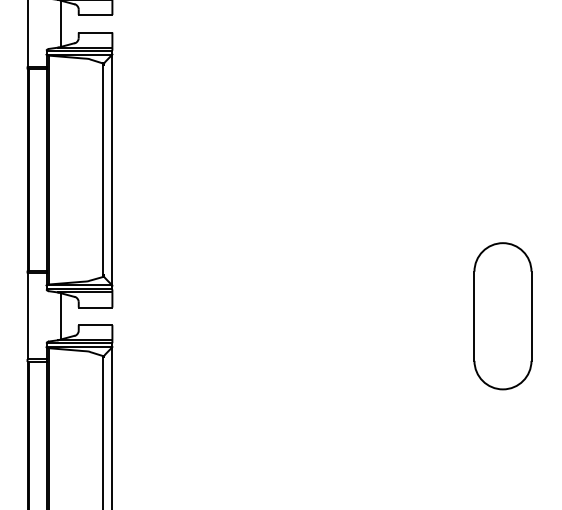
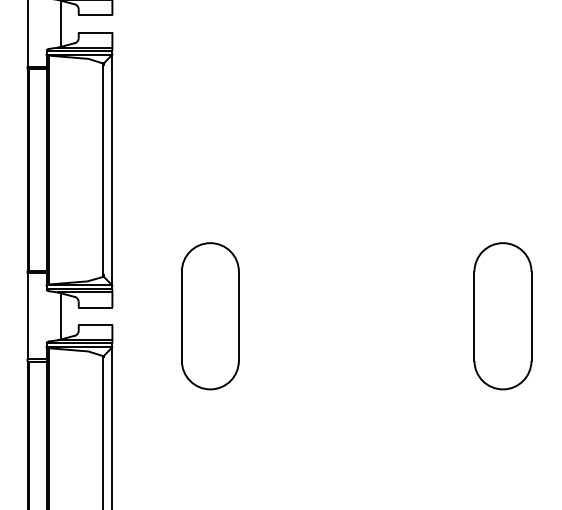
part: none -> present (210, 316)
